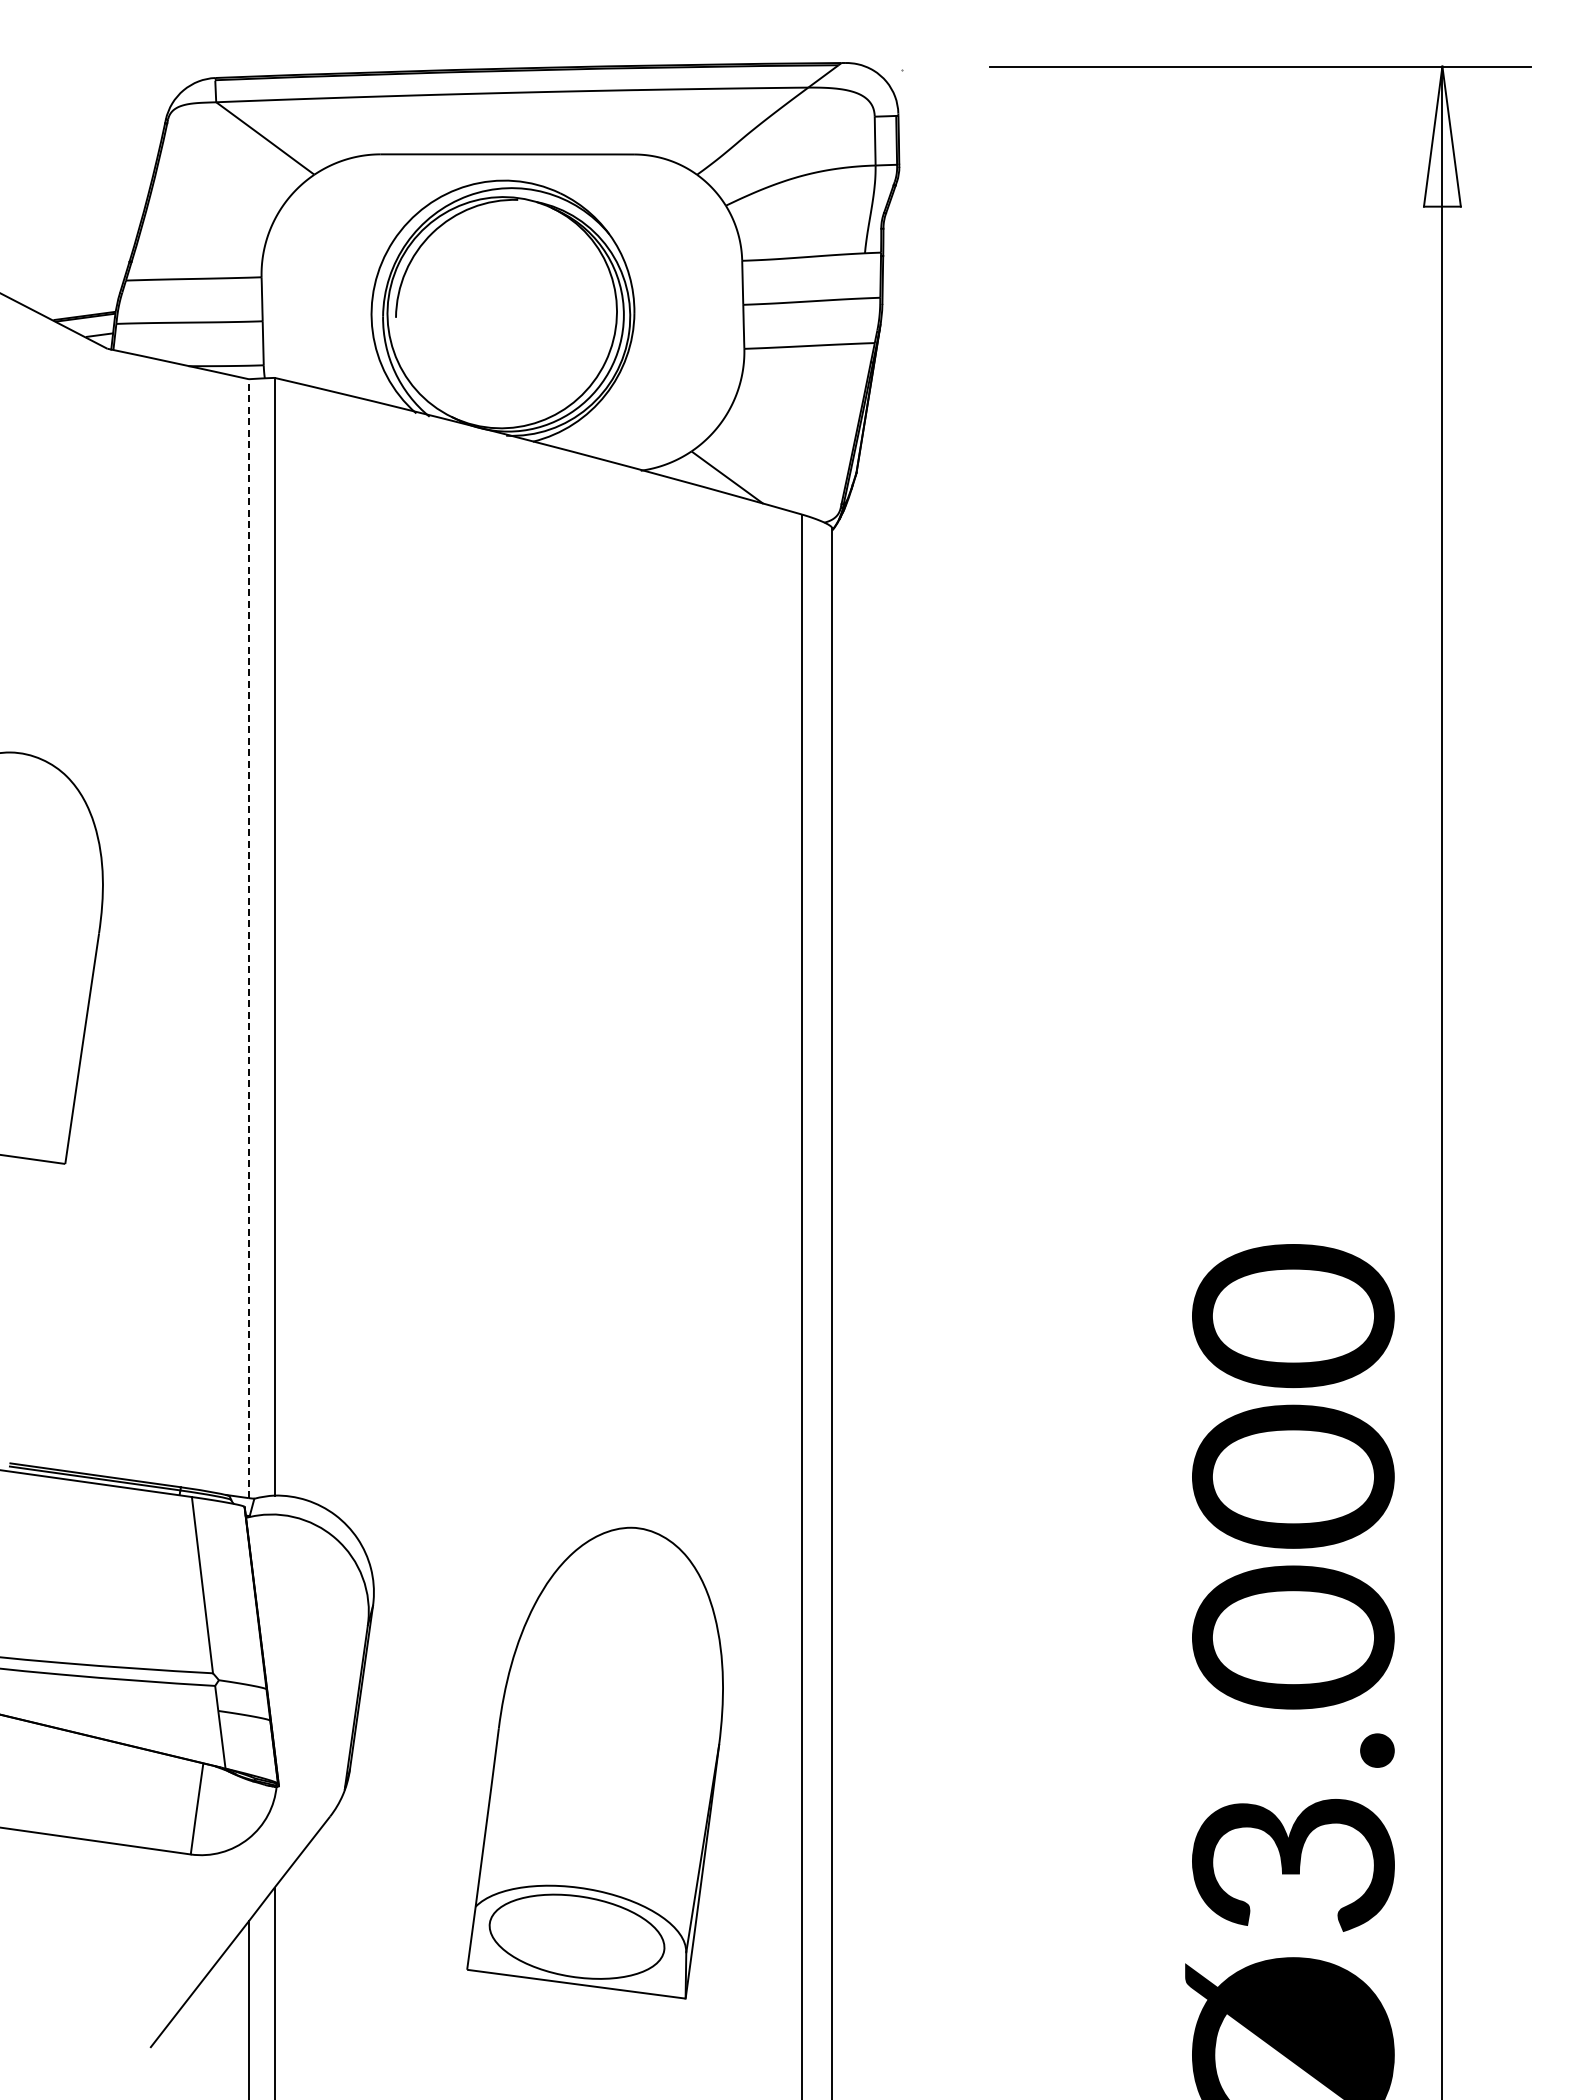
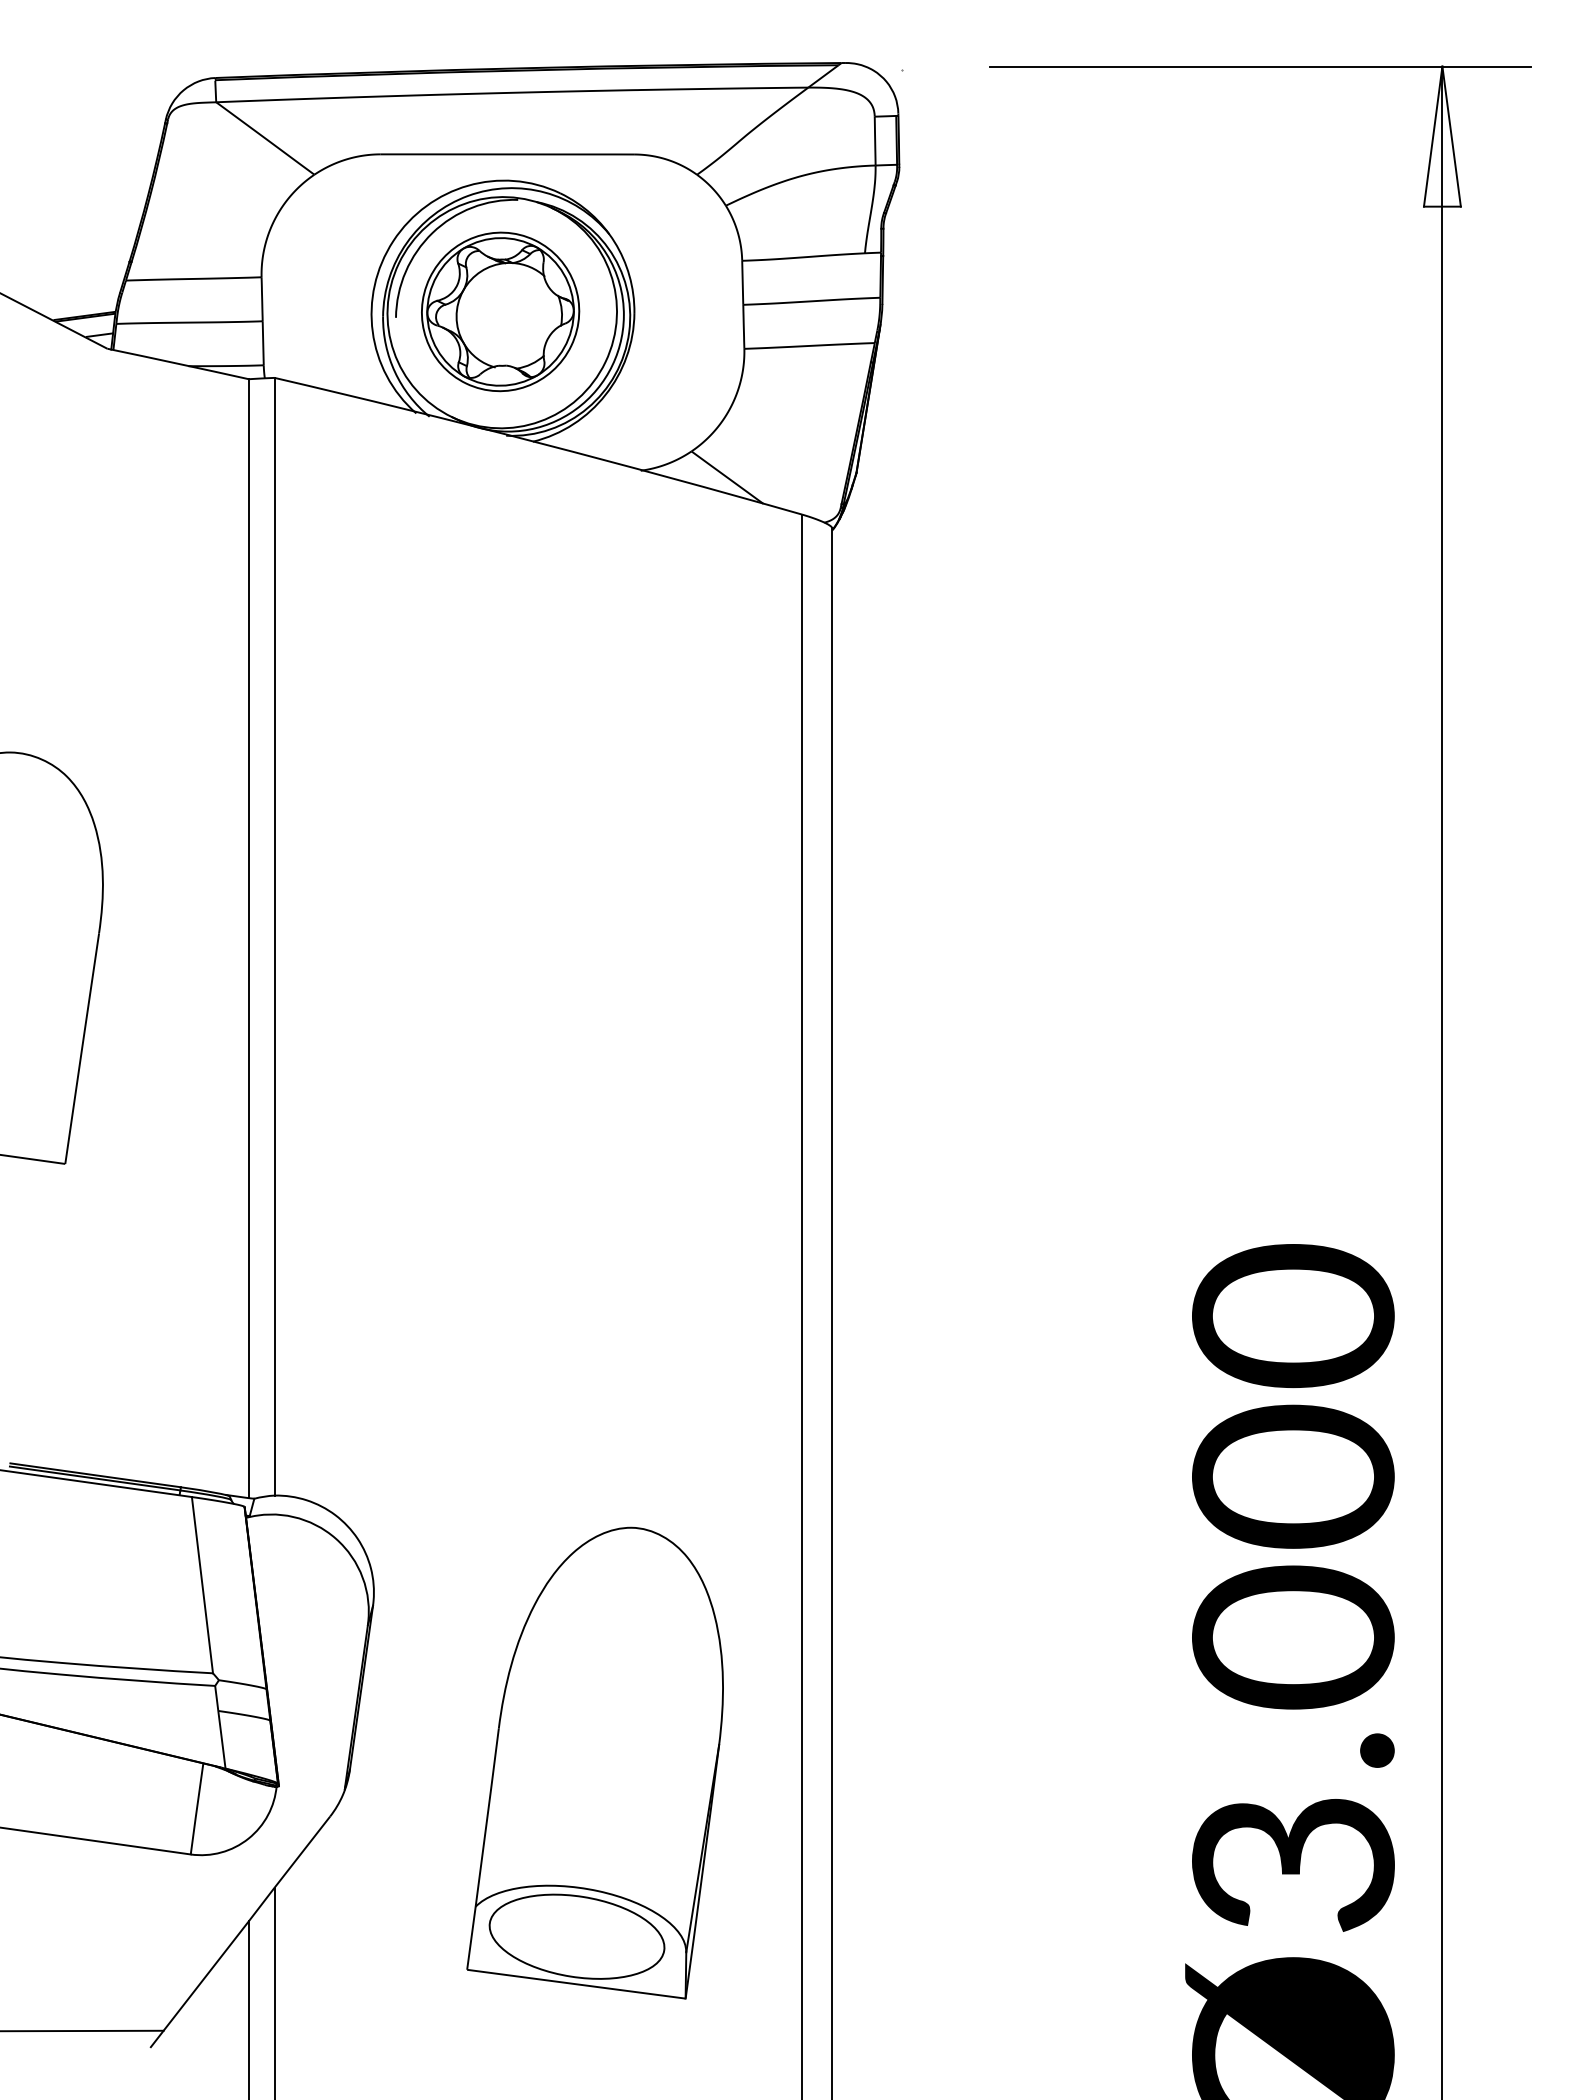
part: none -> present (500, 311)
line: dashed -> solid (248, 938)
line: none -> present (82, 2030)
